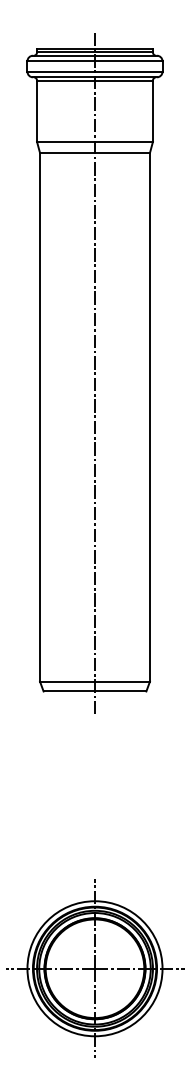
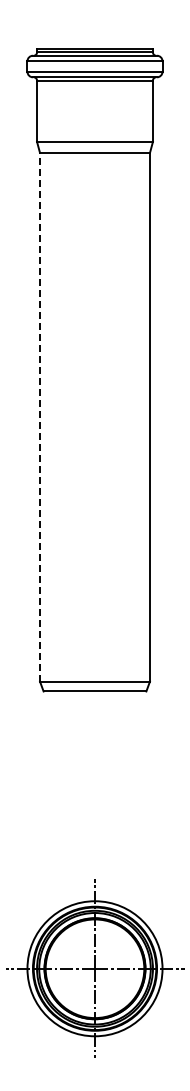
line: present -> none (95, 373)
line: solid -> dashed (40, 416)
